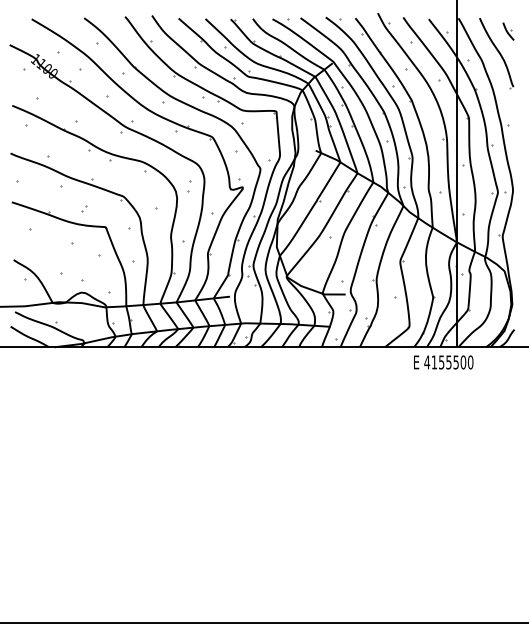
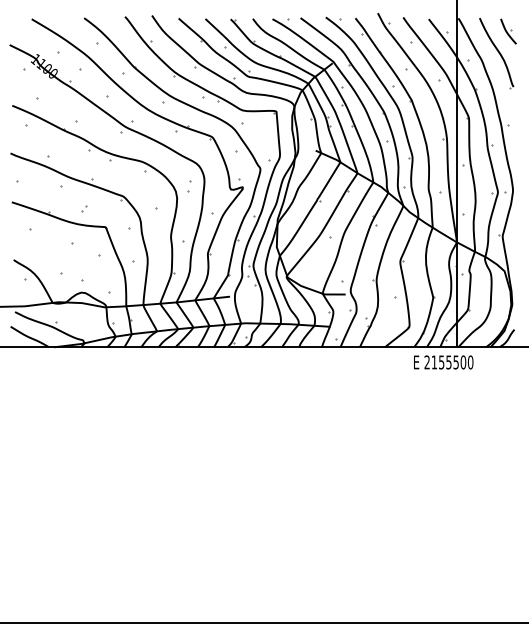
part size: 13x19 px -> 17x27 px (508, 31)
text: 4155500 -> 2155500 (427, 362)
